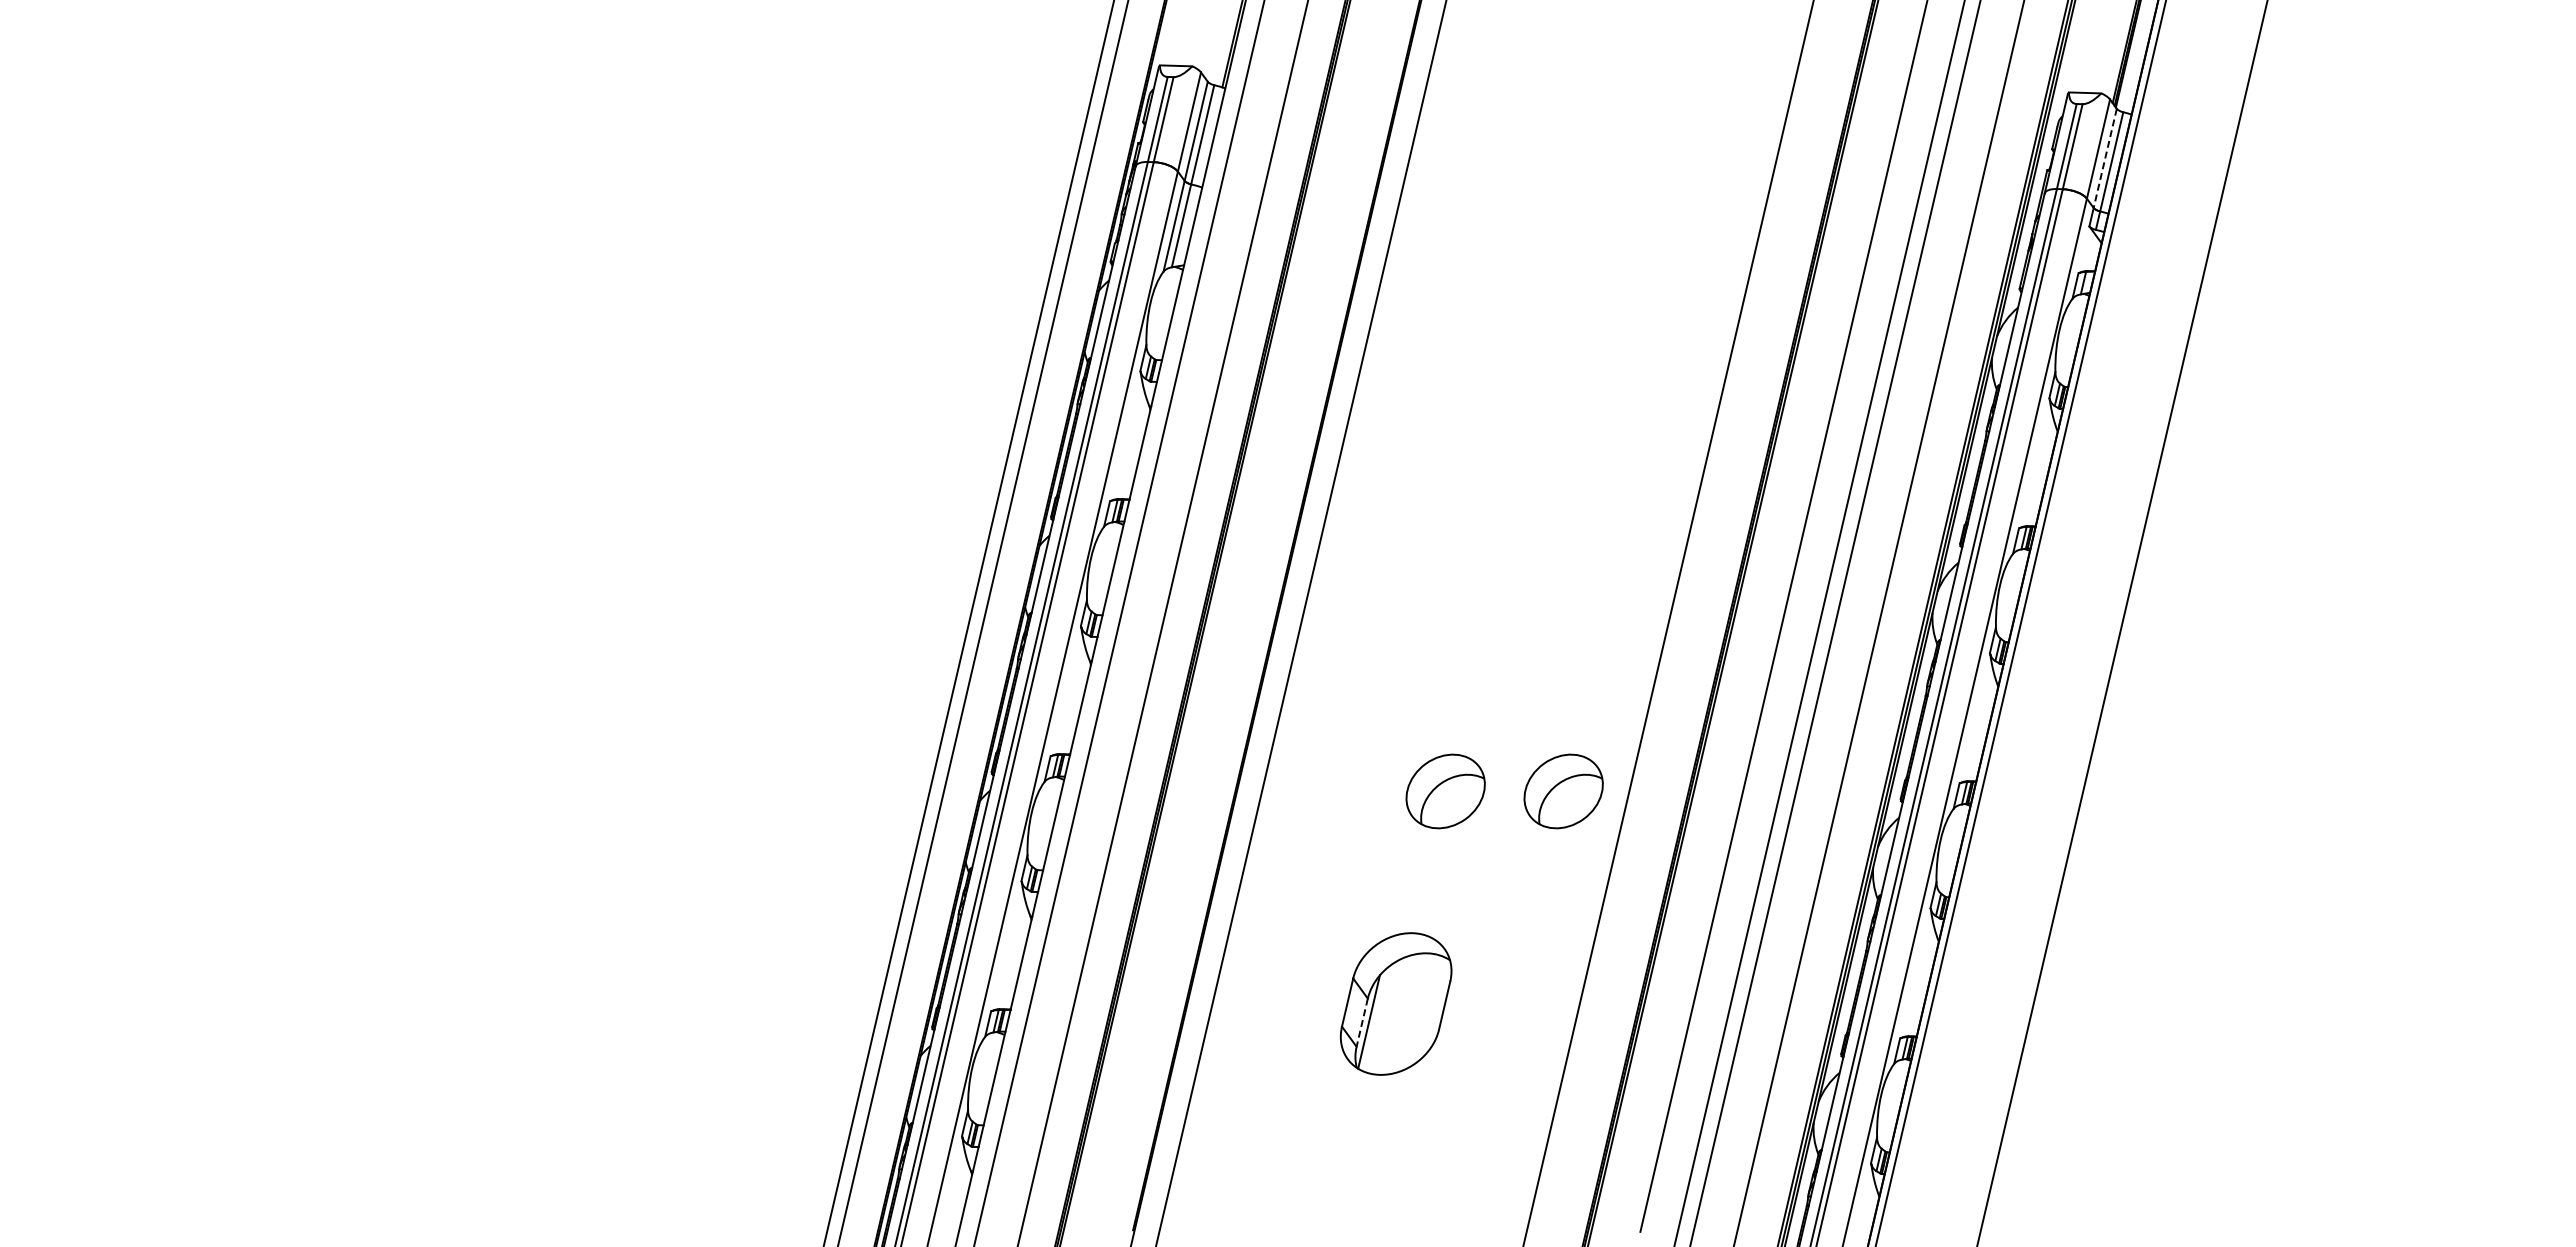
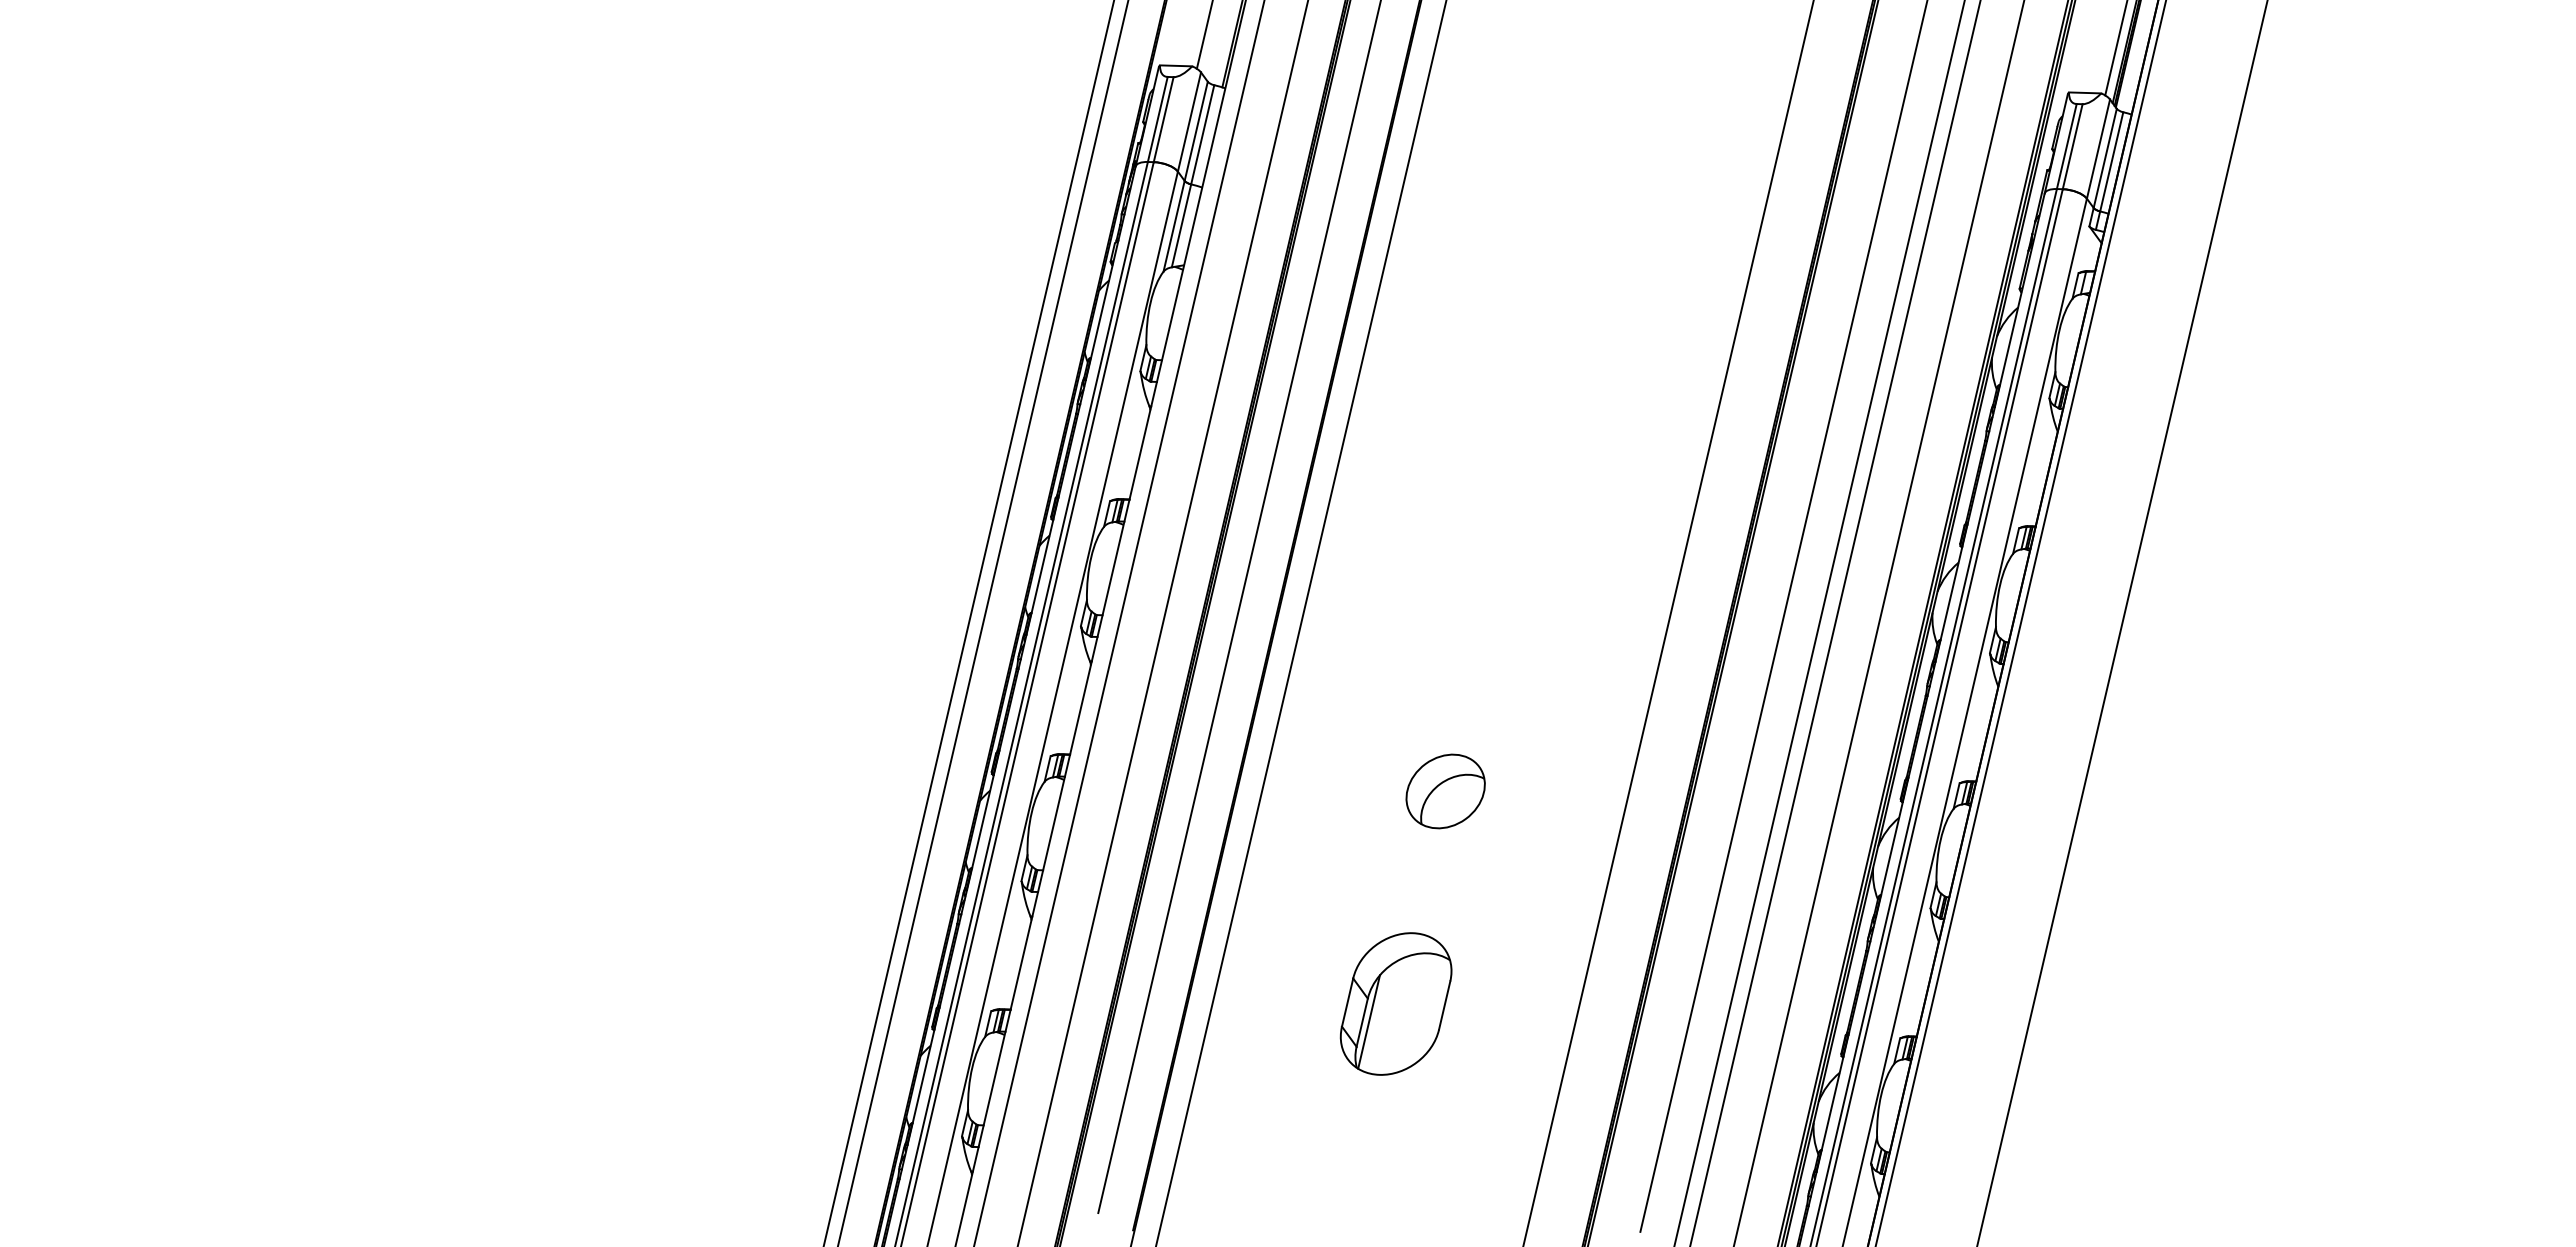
line: none -> present (1204, 35)
line: none -> present (2115, 48)
line: dashed -> solid (2105, 158)
line: none -> present (1239, 607)
part: present -> none (1563, 791)
line: dashed -> solid (1362, 1022)
